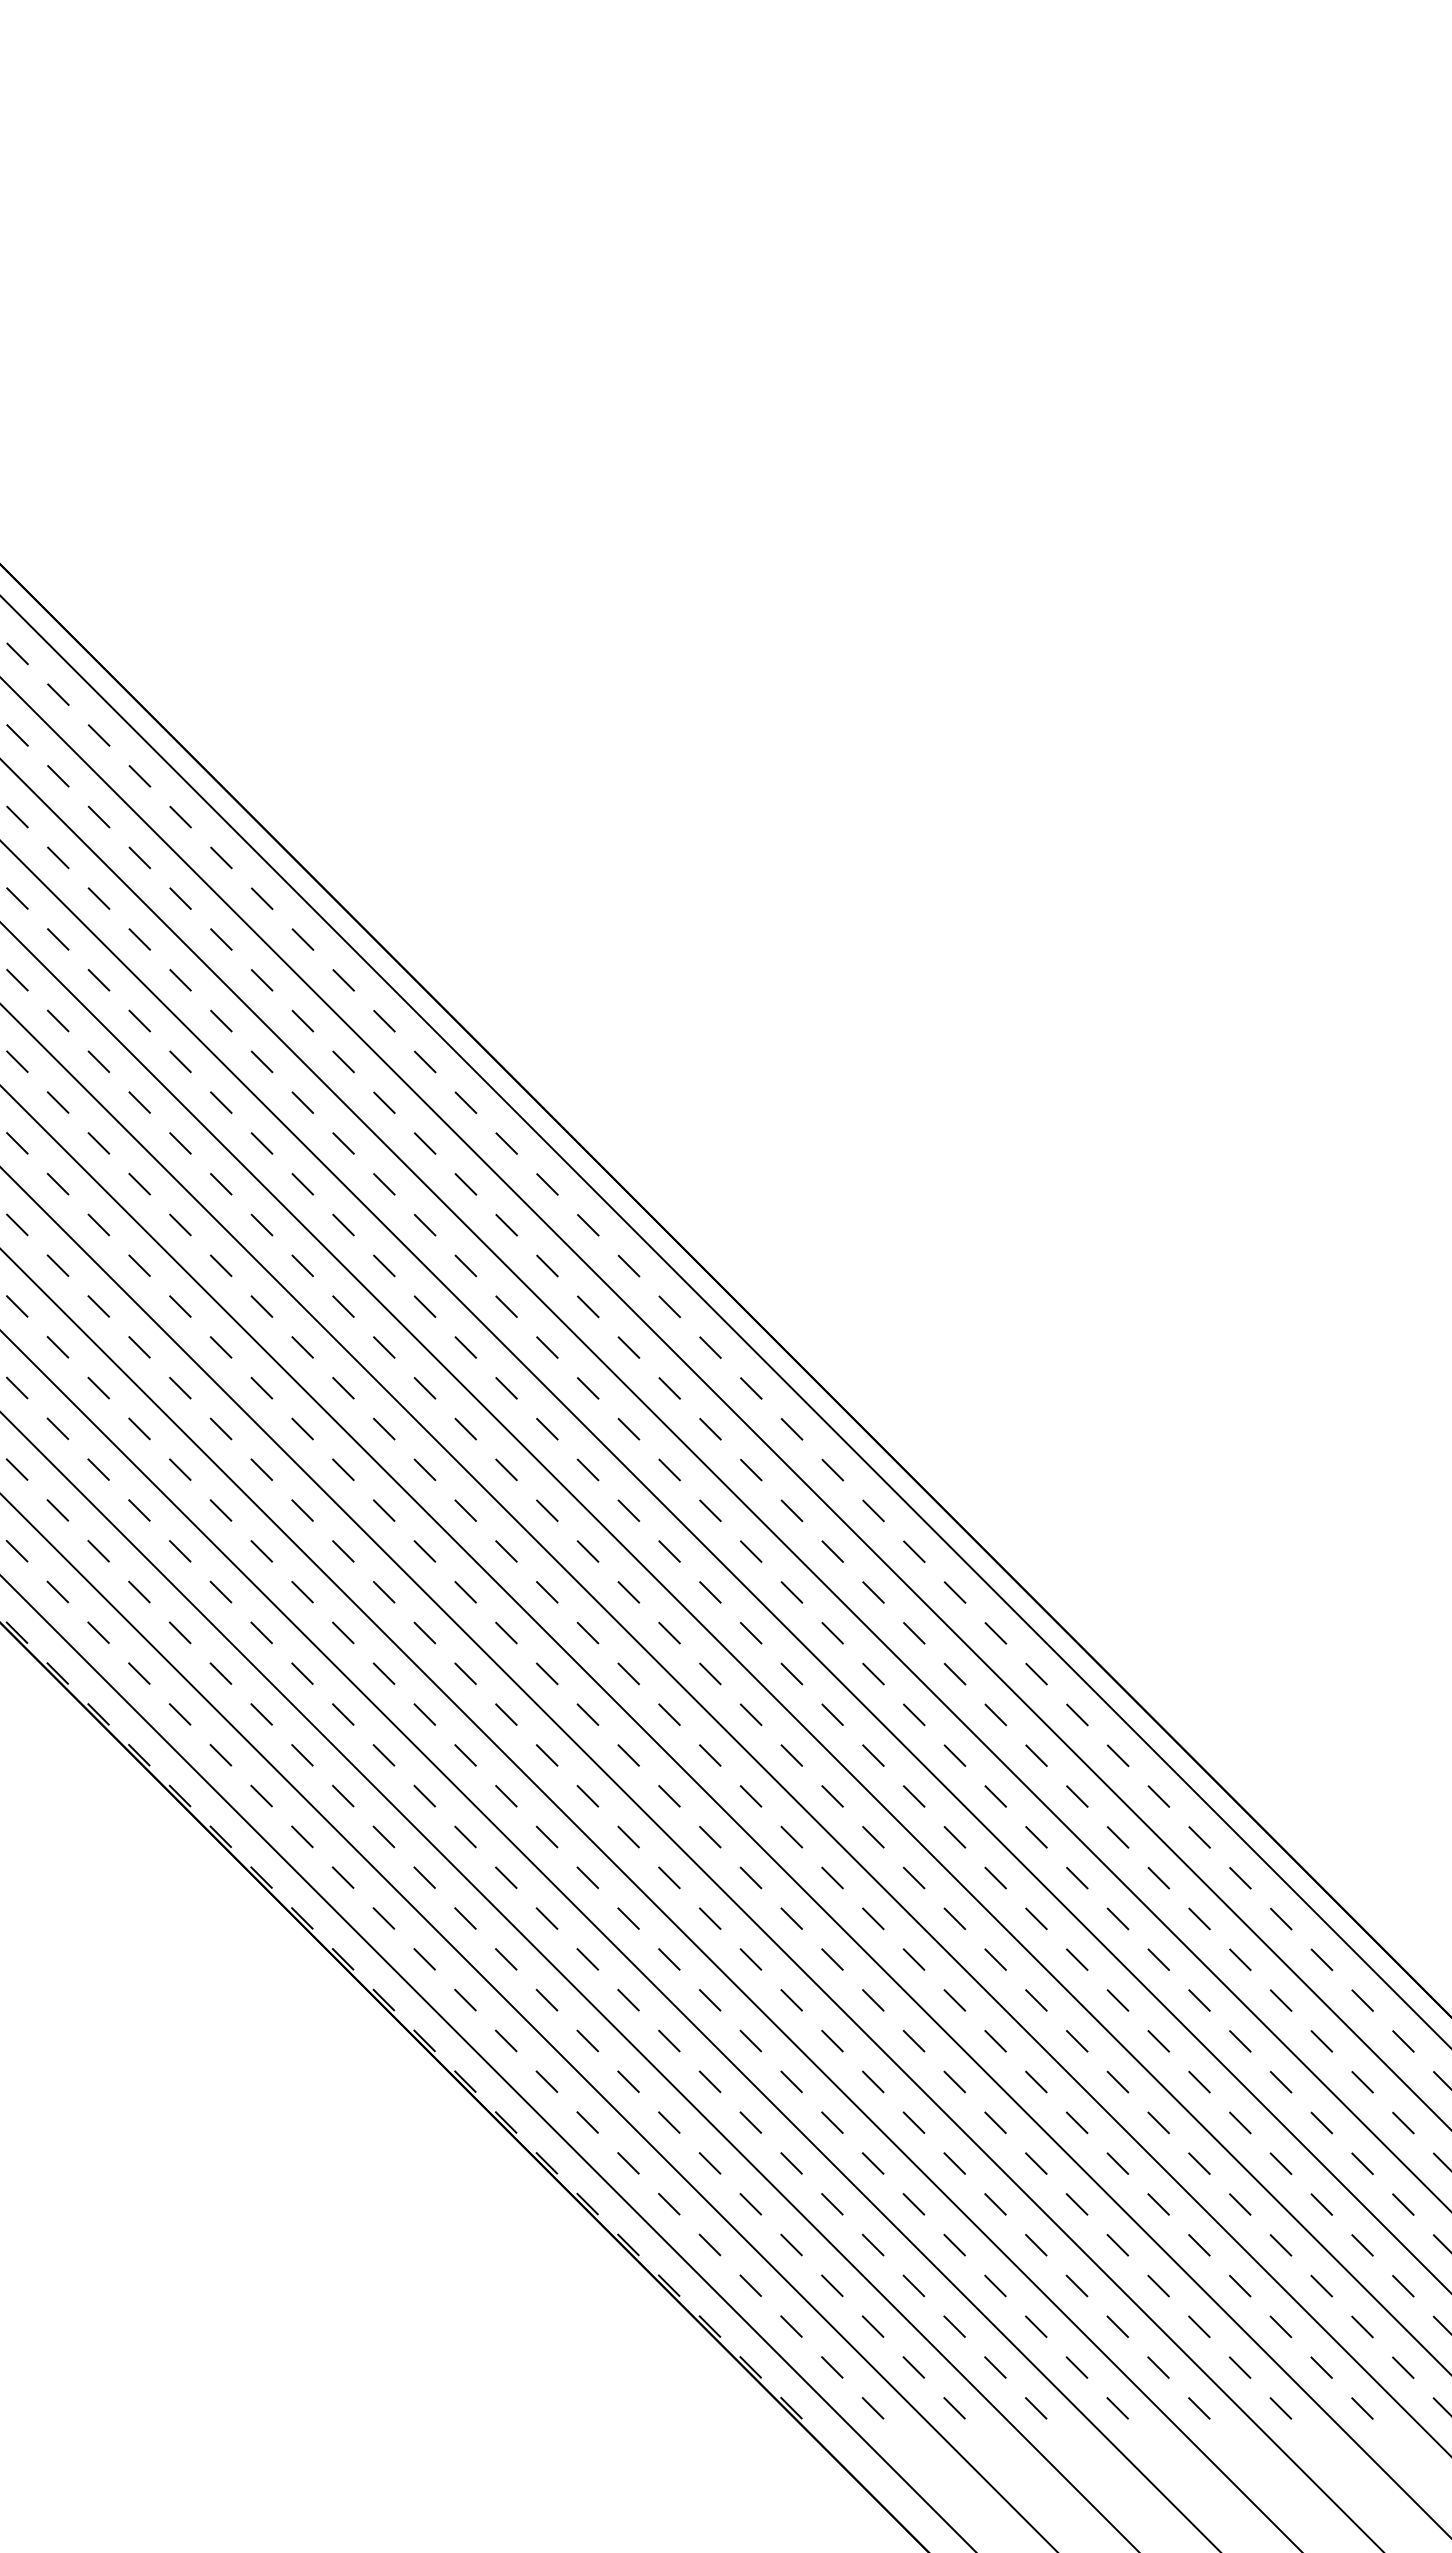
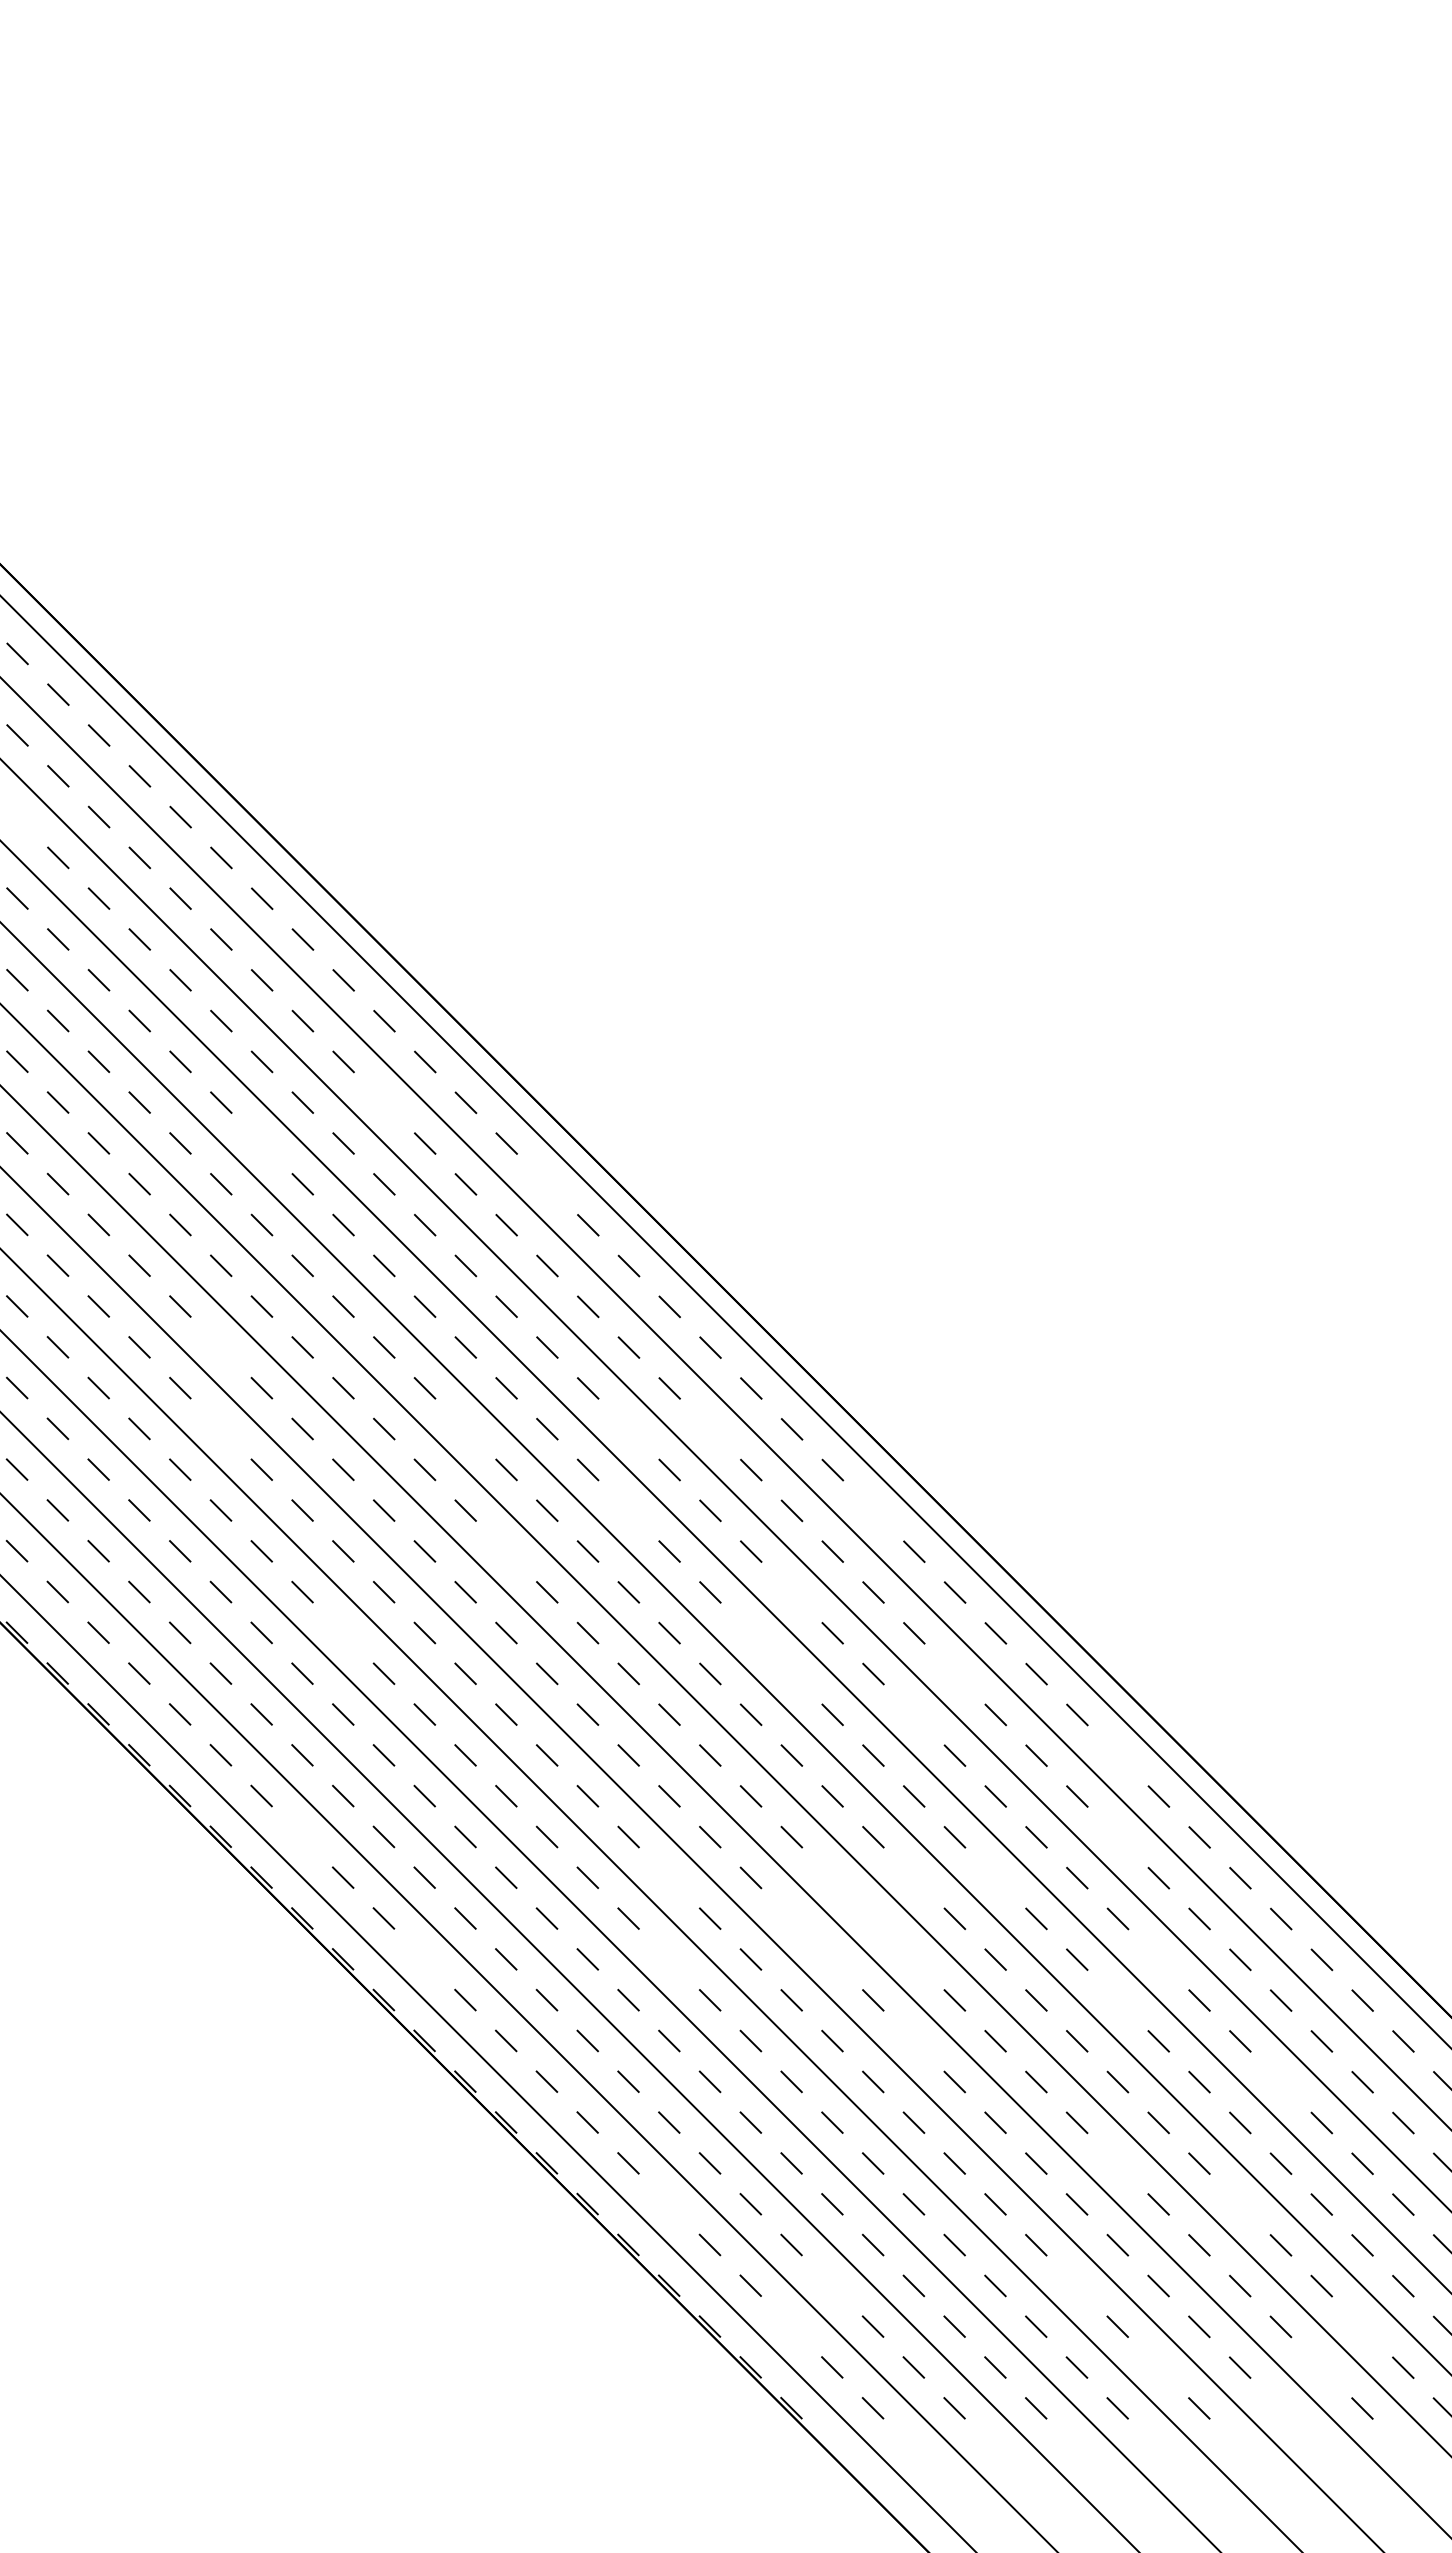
line: present -> none (17, 816)
line: present -> none (384, 1102)
line: present -> none (261, 1143)
line: present -> none (547, 1184)
line: present -> none (220, 1347)
line: present -> none (220, 1428)
line: present -> none (465, 1428)
line: present -> none (628, 1429)
line: present -> none (710, 1429)
line: present -> none (628, 1510)
line: present -> none (873, 1510)
line: present -> none (506, 1551)
line: present -> none (791, 1592)
line: present -> none (343, 1632)
line: present -> none (750, 1633)
line: present -> none (791, 1673)
line: present -> none (954, 1673)
line: present -> none (914, 1714)
line: present -> none (1117, 1755)
line: present -> none (302, 1836)
line: present -> none (1117, 1837)
line: present -> none (669, 1877)
line: present -> none (832, 1877)
line: present -> none (913, 1877)
line: present -> none (995, 1877)
line: present -> none (791, 1918)
line: present -> none (873, 1918)
line: present -> none (424, 1959)
line: present -> none (669, 1959)
line: present -> none (832, 1959)
line: present -> none (913, 1959)
line: present -> none (1158, 1959)
line: present -> none (1117, 2000)
line: present -> none (913, 2040)
line: present -> none (1280, 2081)
line: present -> none (1117, 2163)
line: present -> none (669, 2203)
line: present -> none (1240, 2204)
line: present -> none (832, 2285)
line: present -> none (1076, 2285)
line: present -> none (791, 2326)
line: present -> none (1362, 2326)
line: present -> none (1158, 2367)
line: present -> none (1321, 2367)
line: present -> none (1280, 2408)
